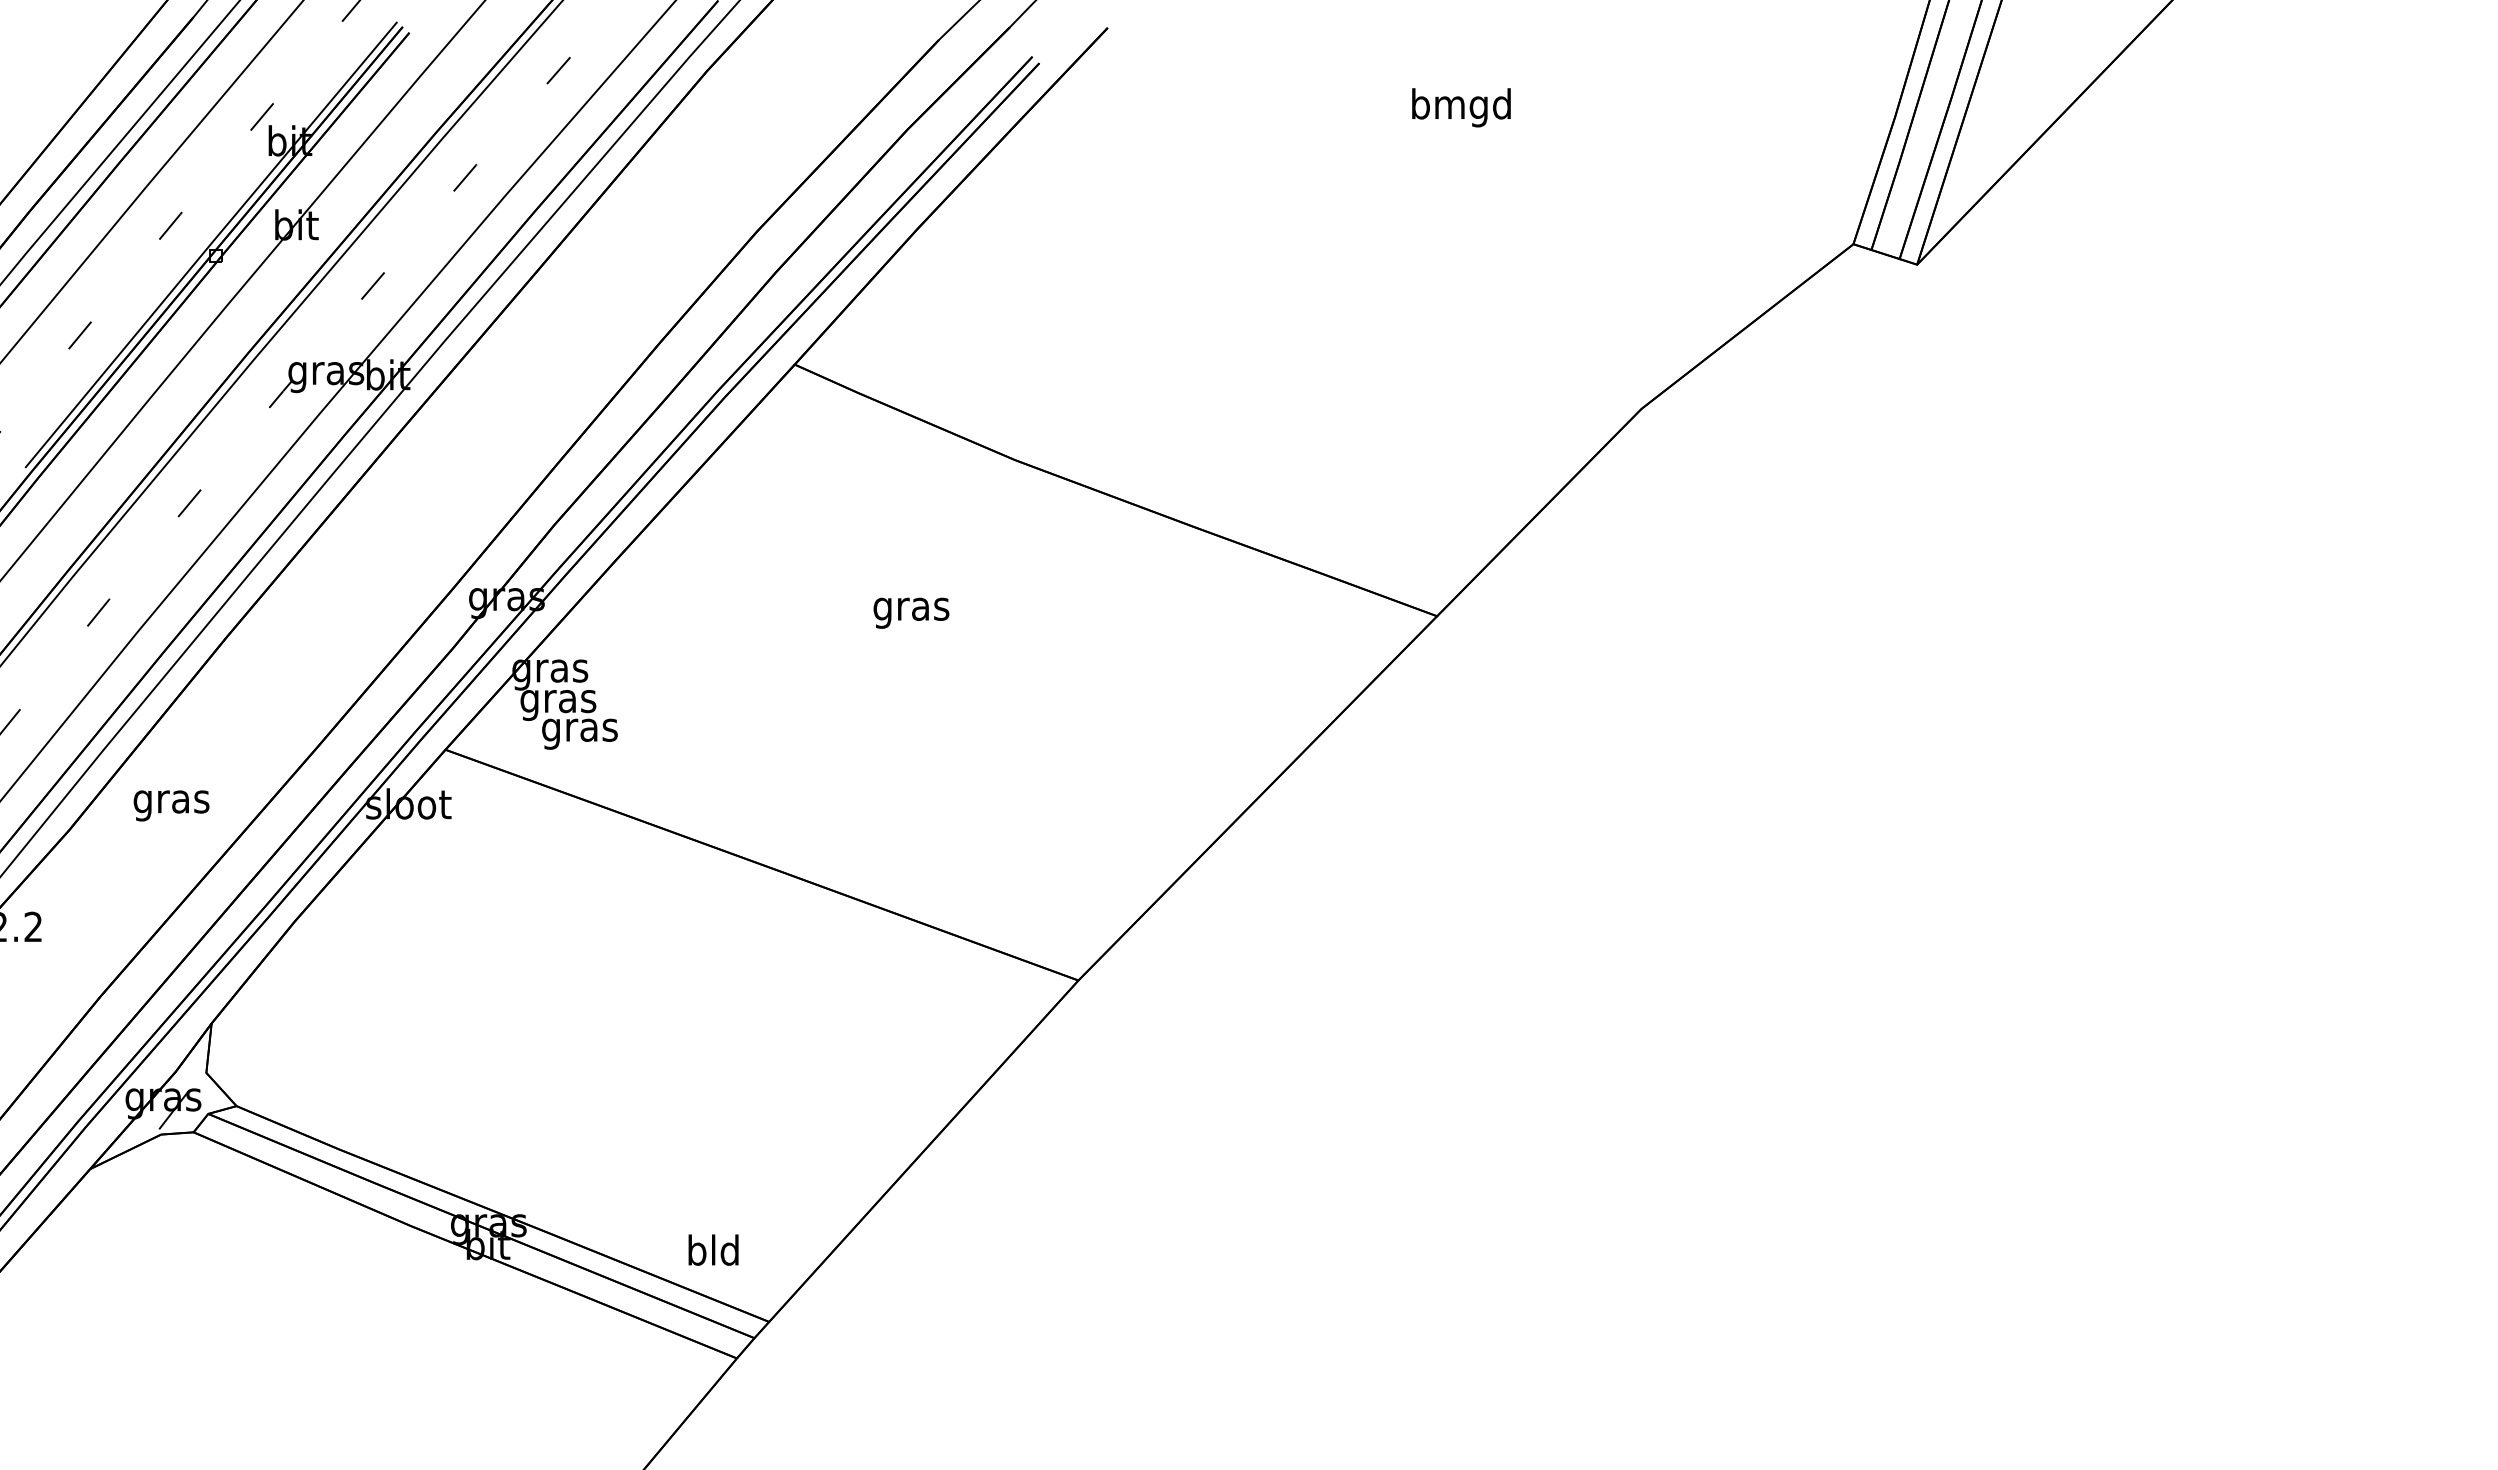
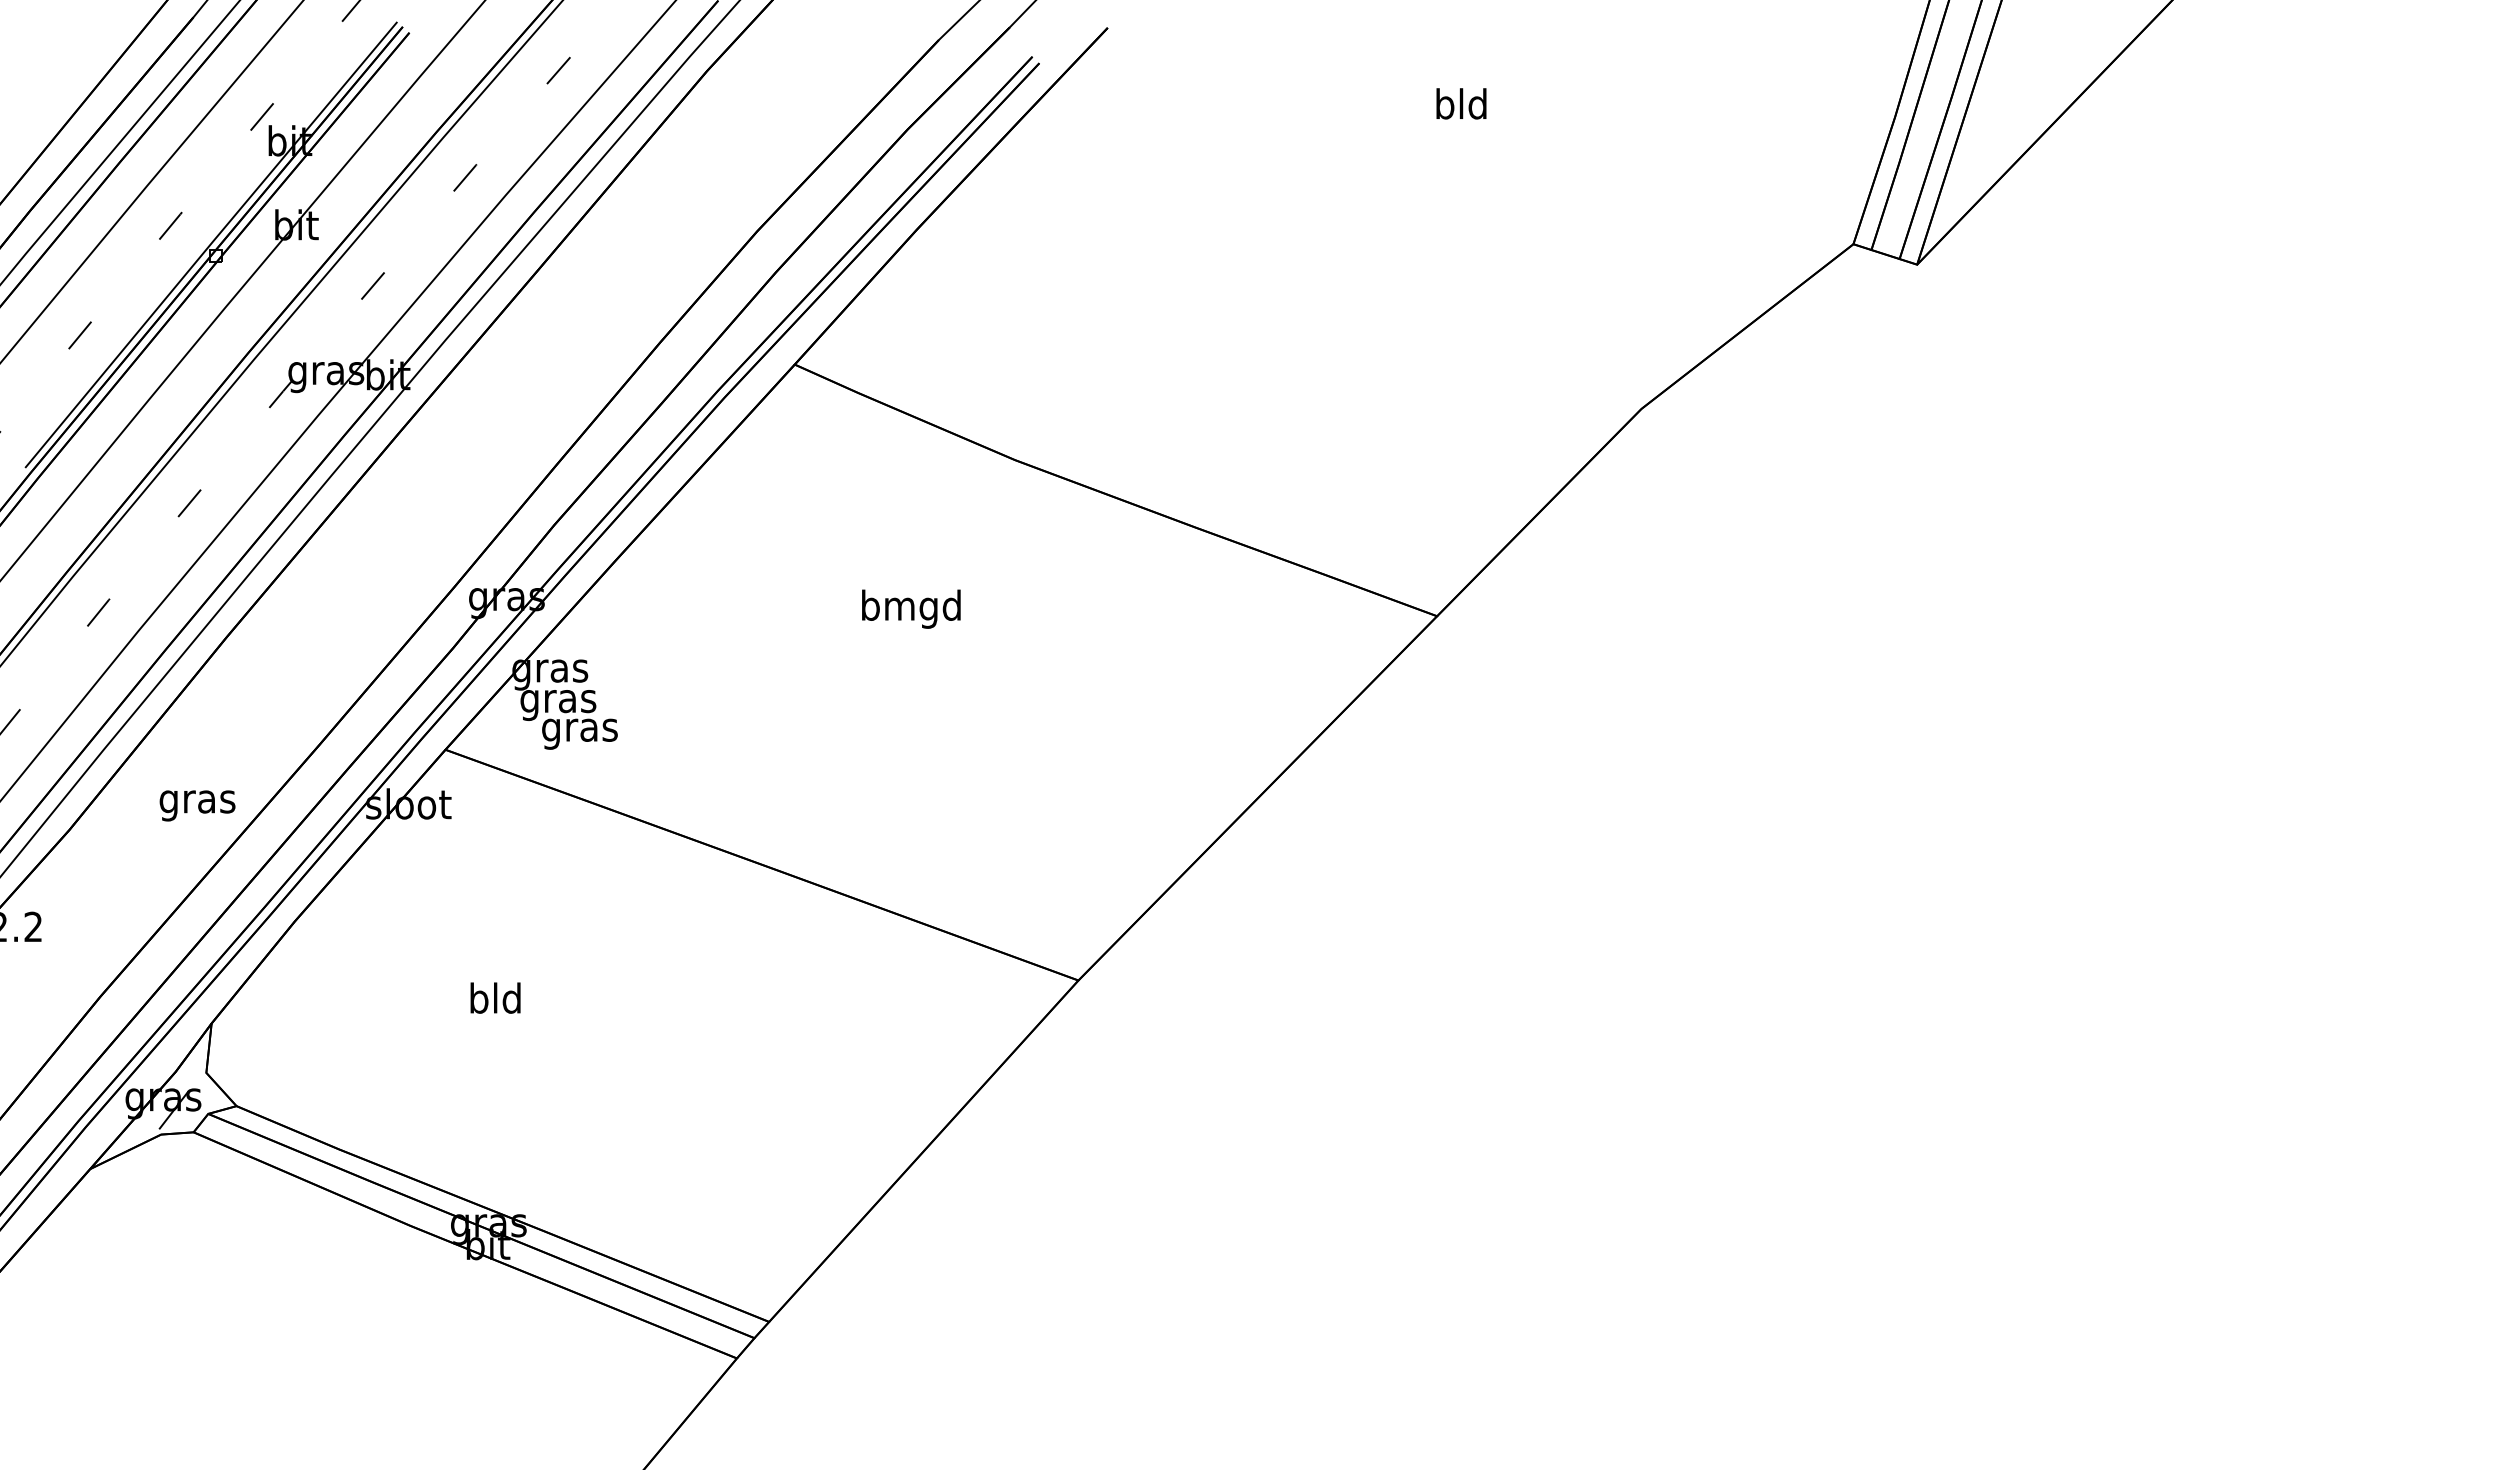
text: bmgd -> bld (1461, 107)
text: gras -> bmgd (911, 608)
text position: (171, 805) -> (197, 805) (197, 805)
text position: (713, 1249) -> (495, 997) (495, 997)
